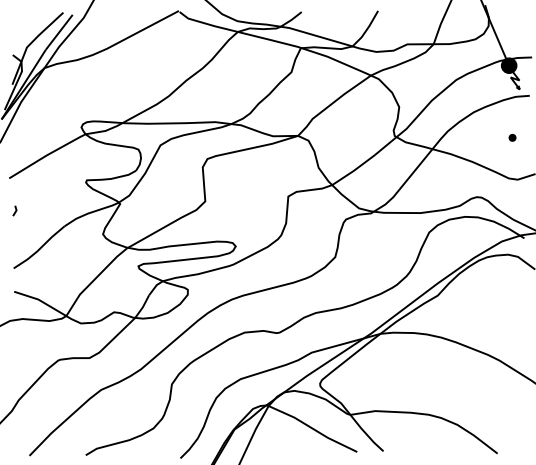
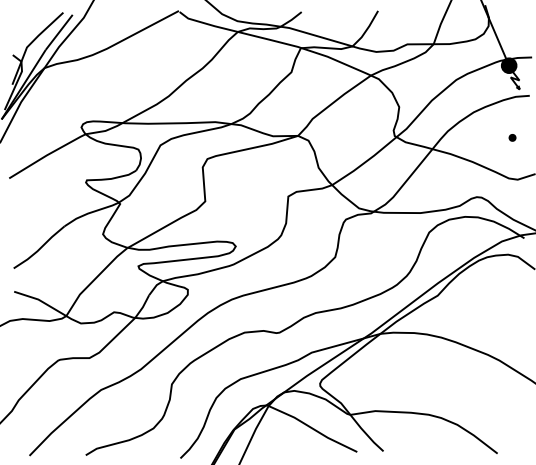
line: present -> none (15, 210)
